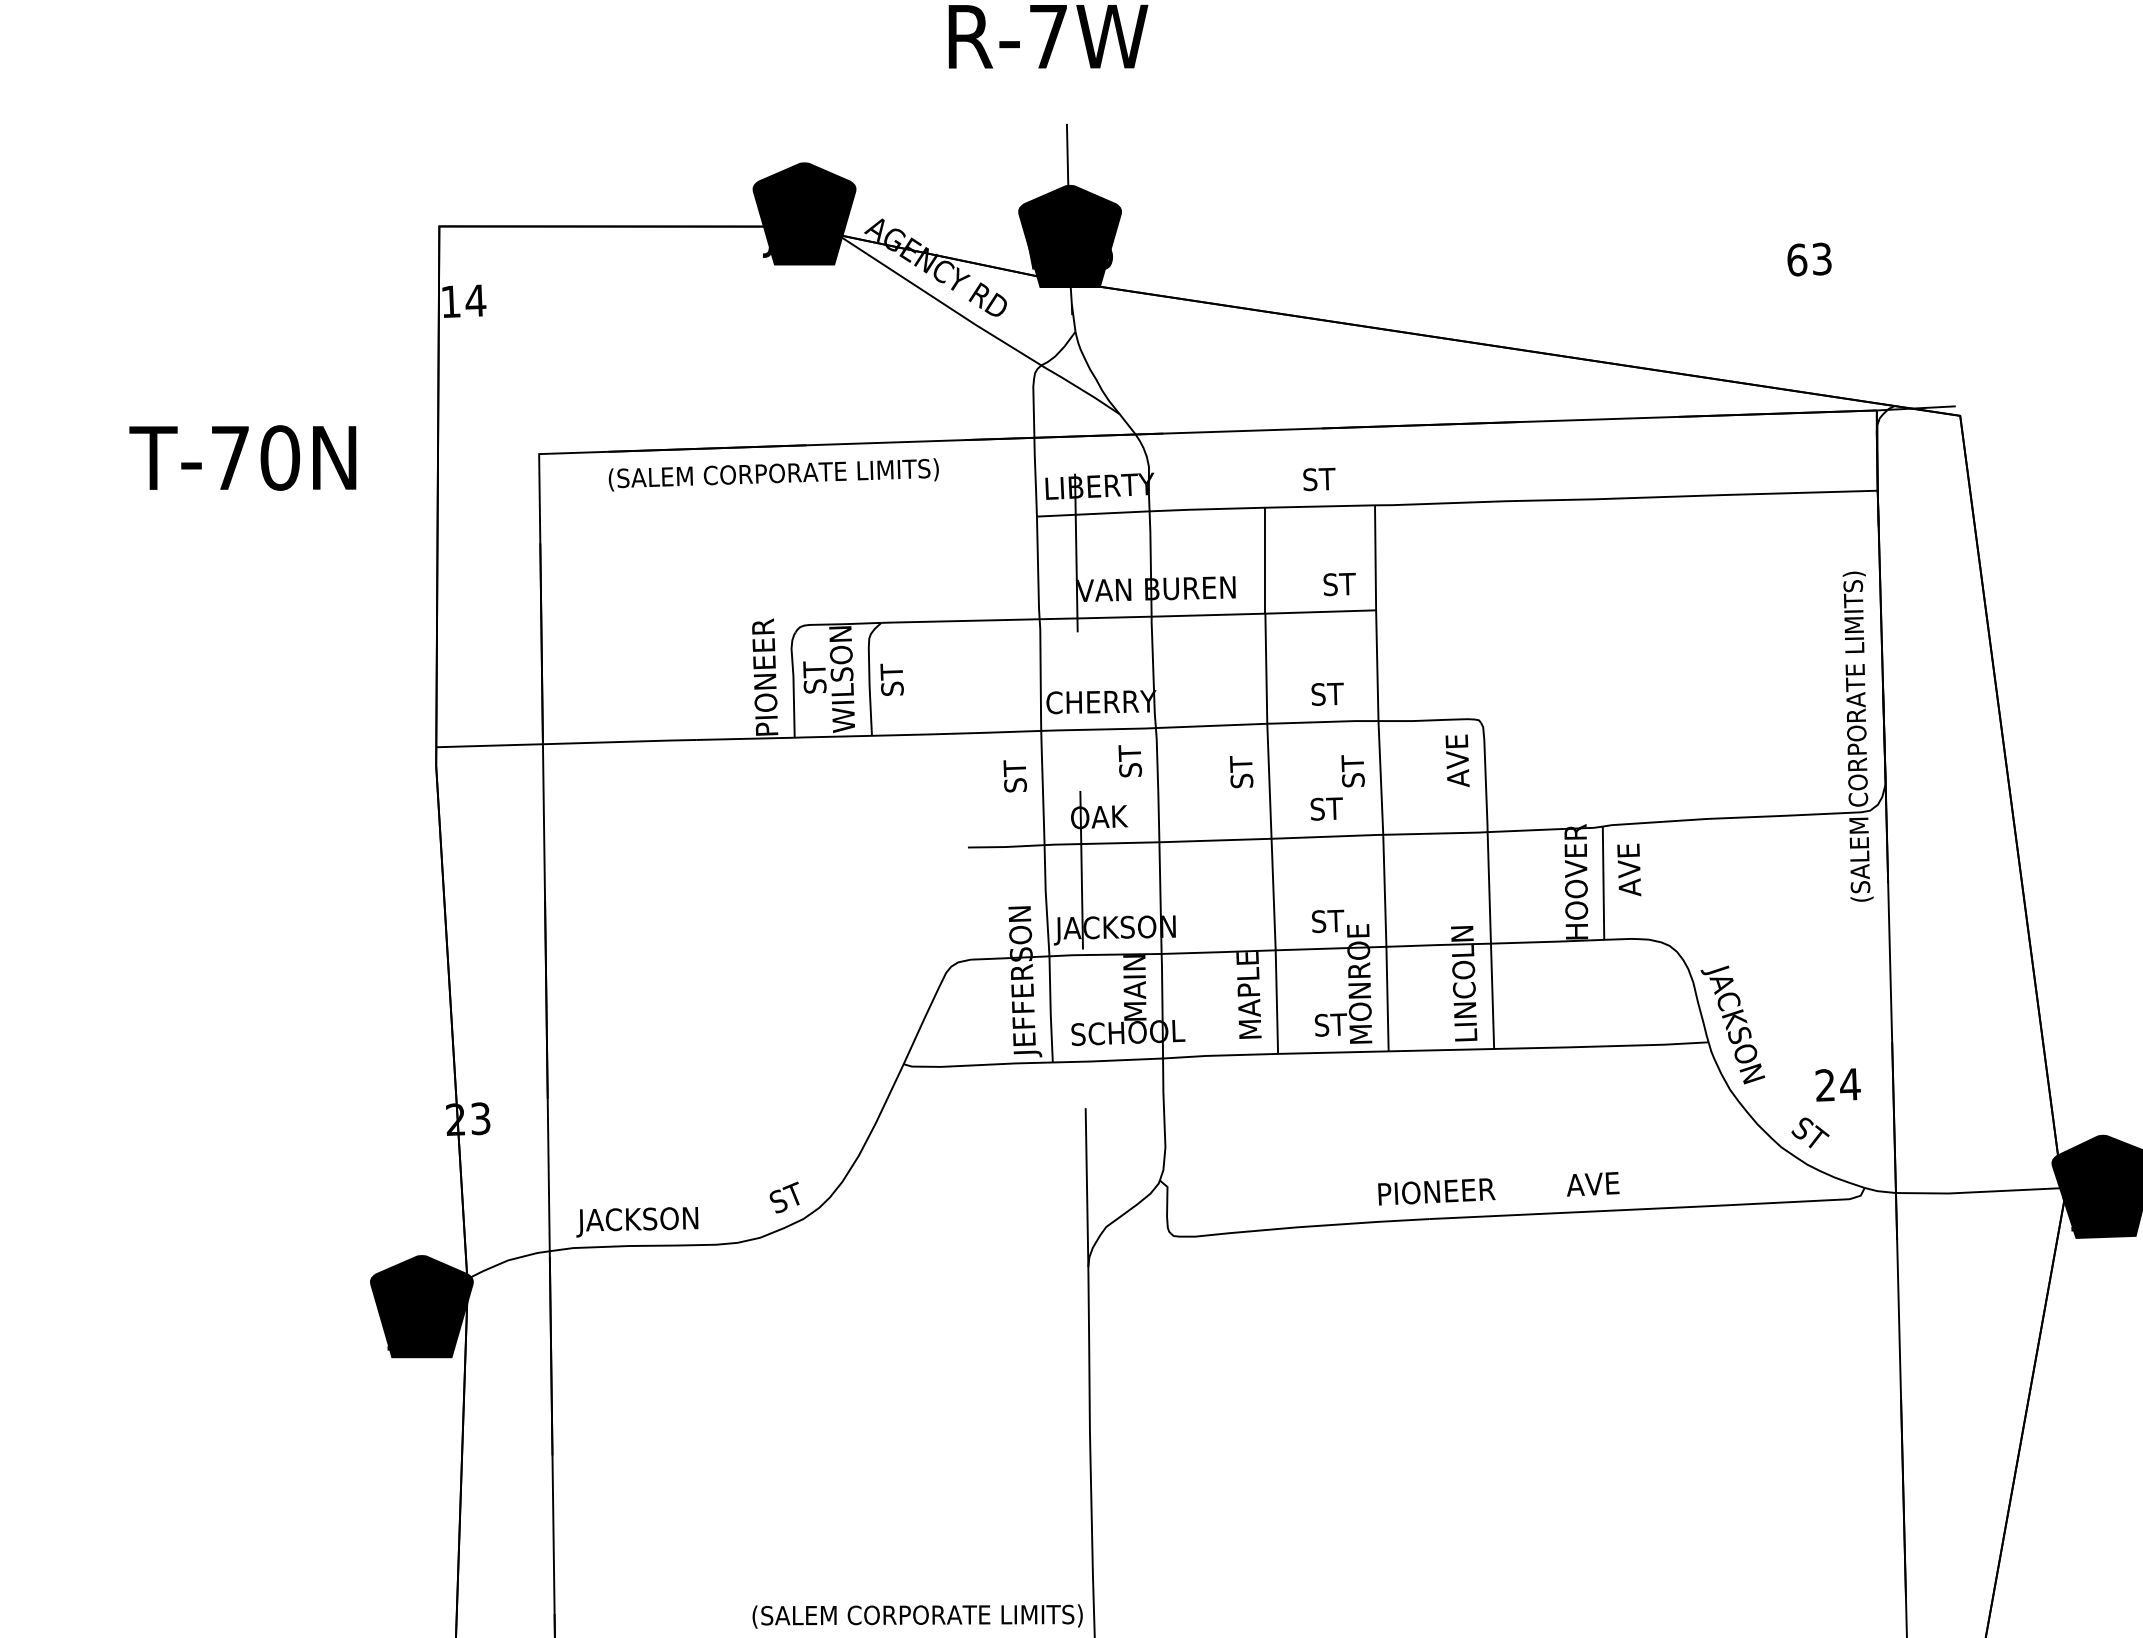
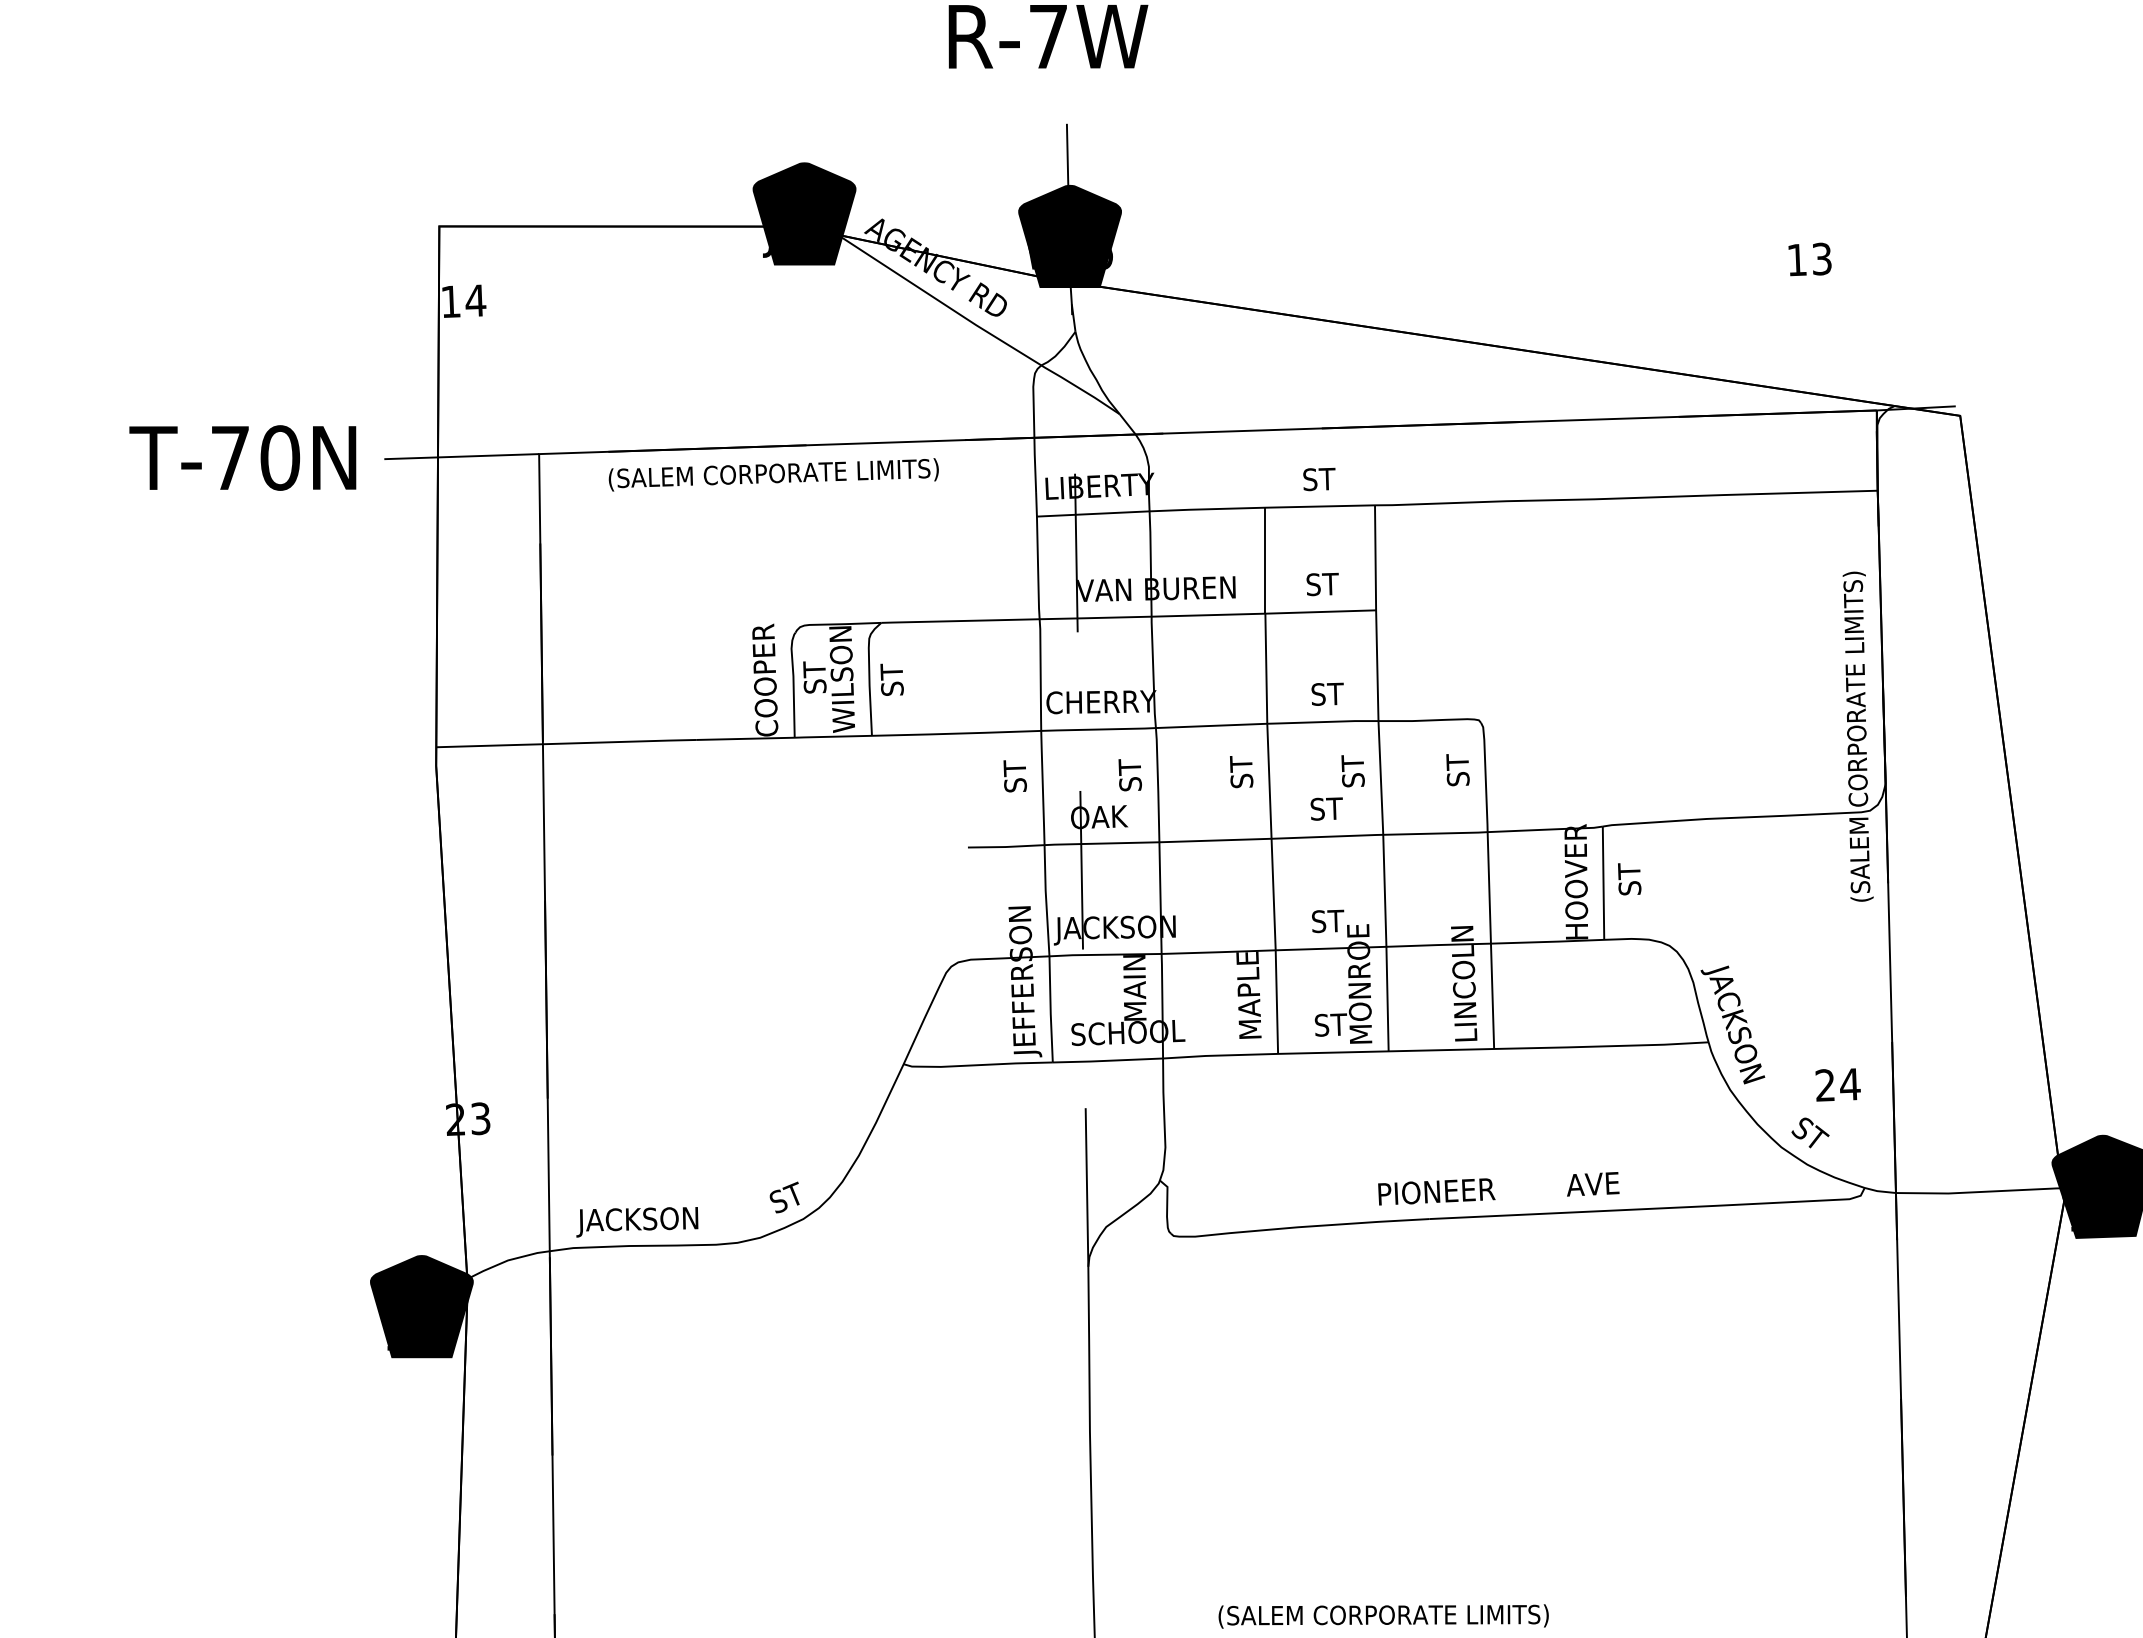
text: 63 -> 13 (1797, 259)
line: none -> present (461, 456)
text position: (1339, 584) -> (1322, 584) (1322, 584)
text: PIONEER -> COOPER (765, 677)
text: AVE -> ST (1457, 760)
text position: (1129, 761) -> (1129, 775) (1129, 775)
text: AVE -> ST (1629, 869)
text position: (917, 1616) -> (1383, 1616) (1383, 1616)
